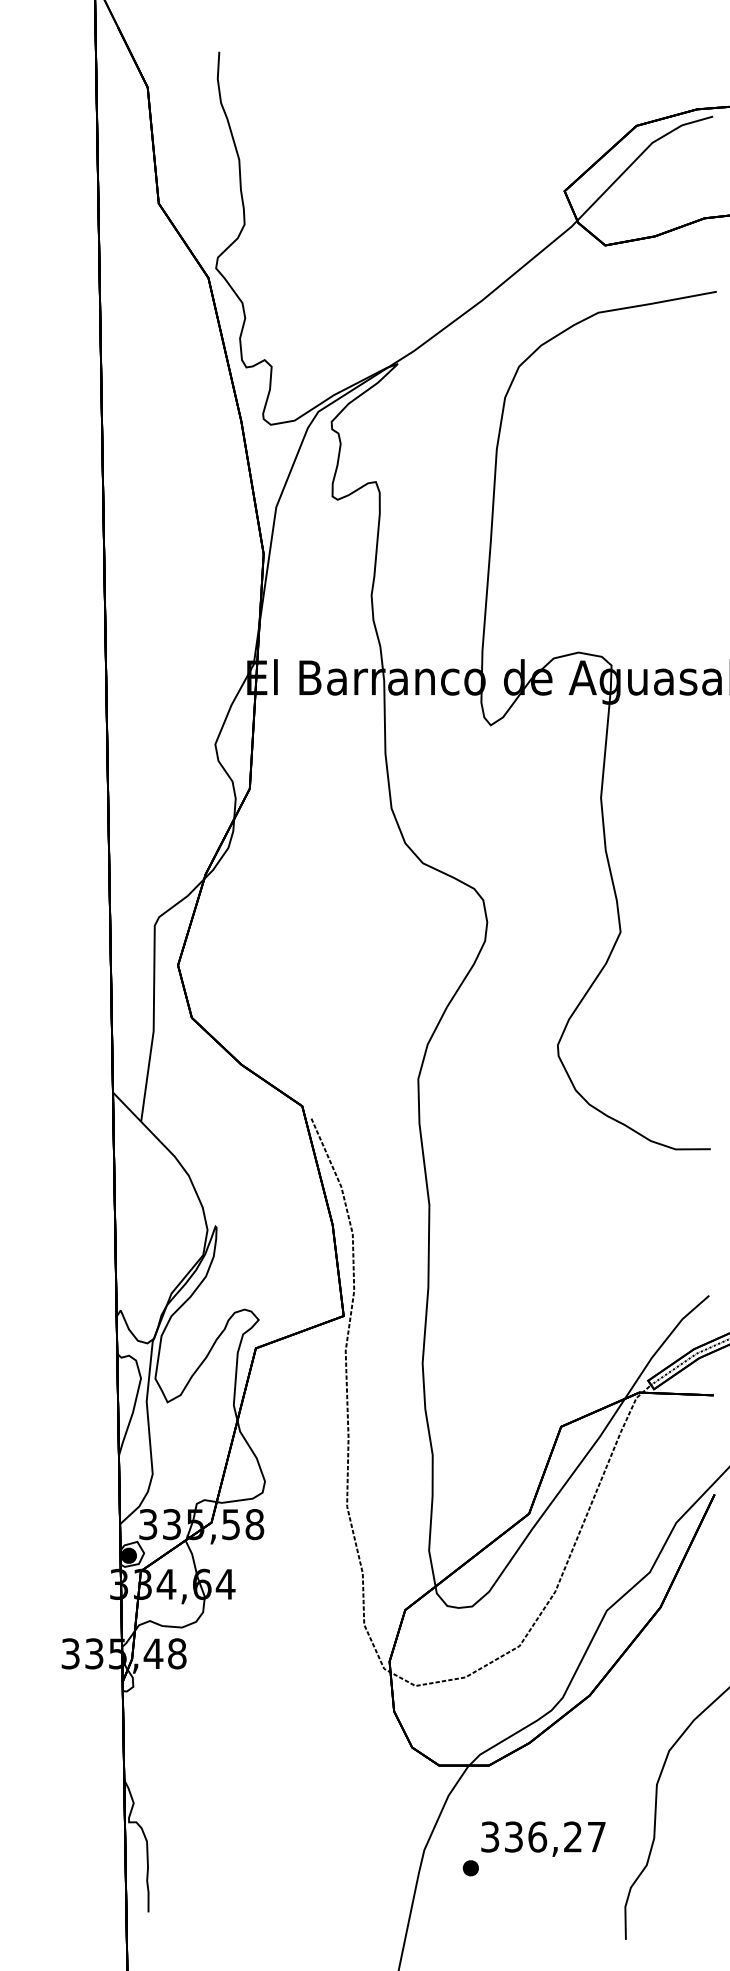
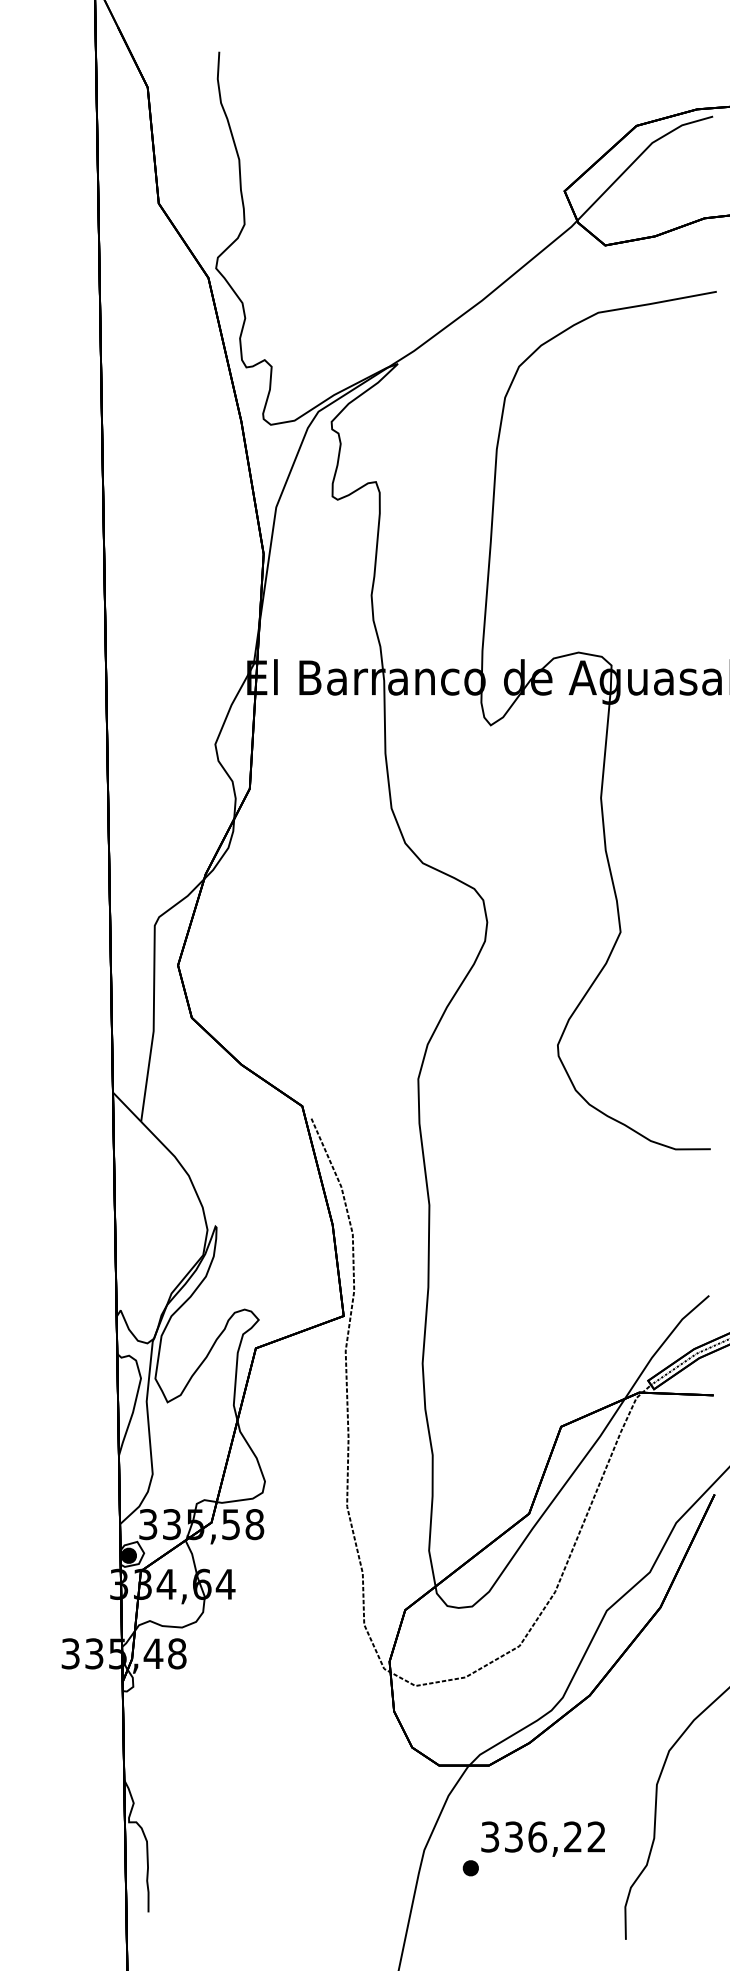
text: 336,27 -> 336,22 (596, 1836)
